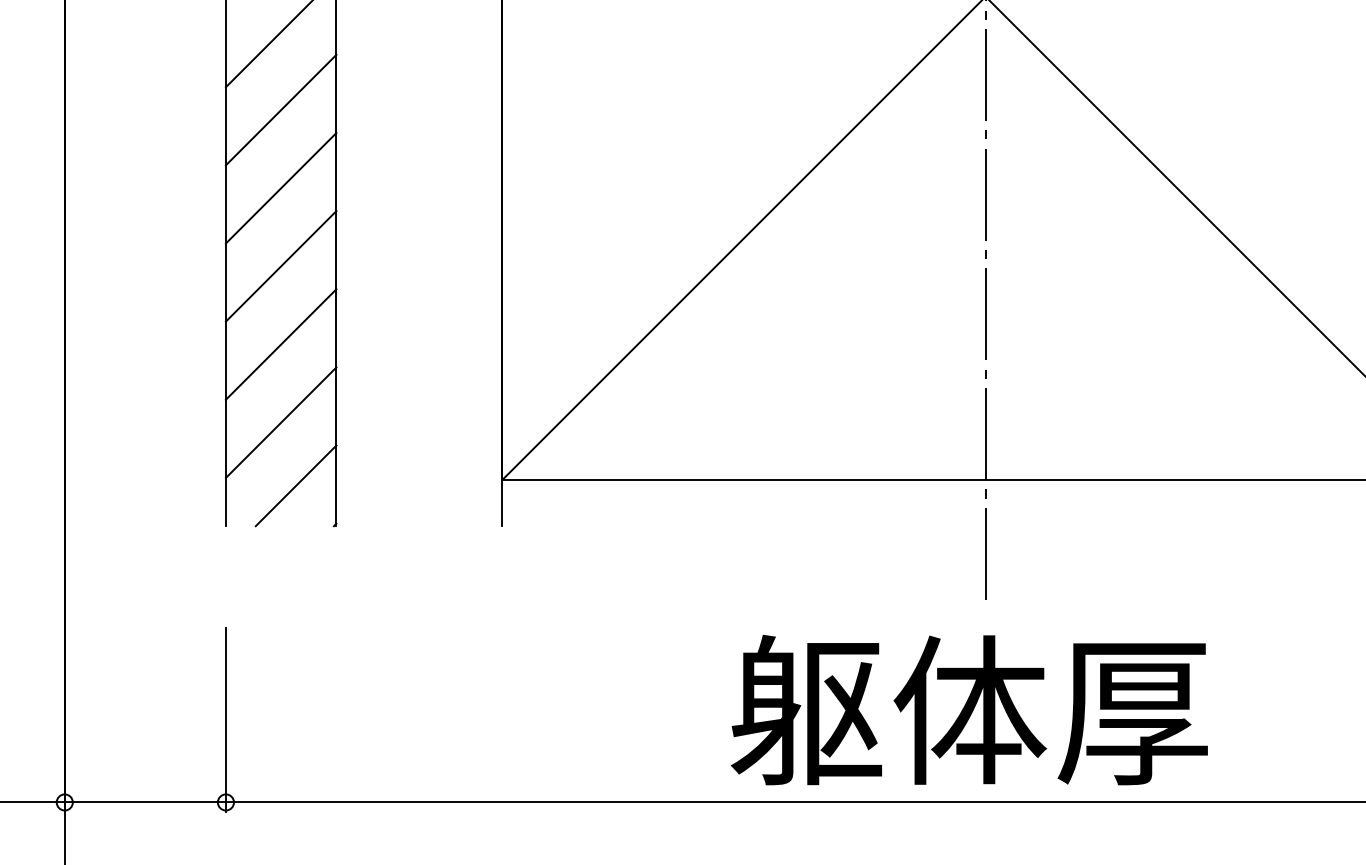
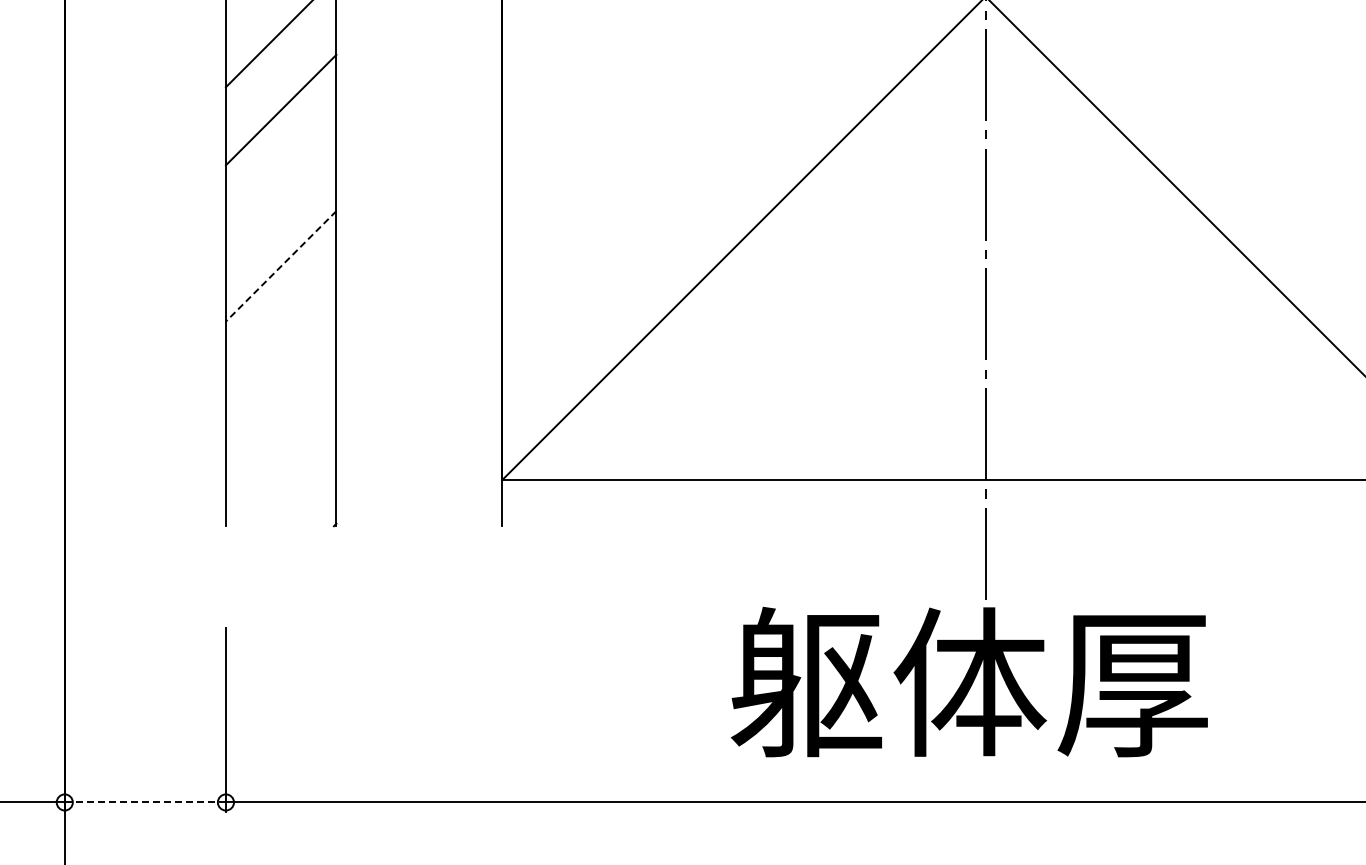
line: present -> none (280, 188)
line: solid -> dashed (280, 266)
line: present -> none (280, 344)
line: present -> none (280, 422)
line: present -> none (295, 485)
text position: (968, 709) -> (968, 681) (968, 681)
line: solid -> dashed (145, 802)
